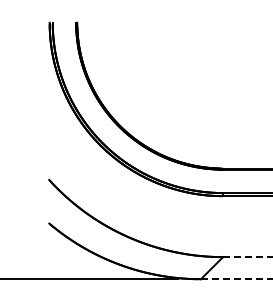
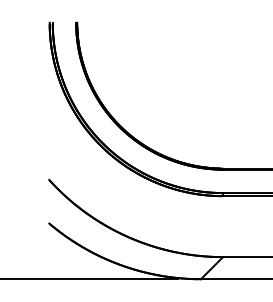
line: dashed -> solid (248, 257)
line: dashed -> solid (236, 279)
